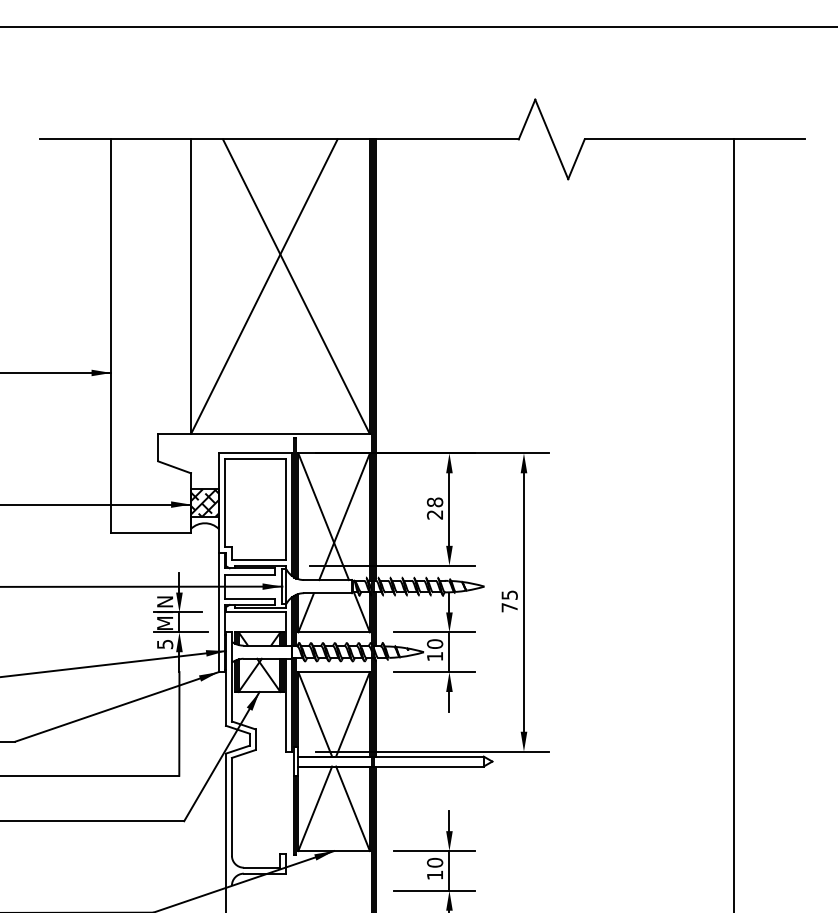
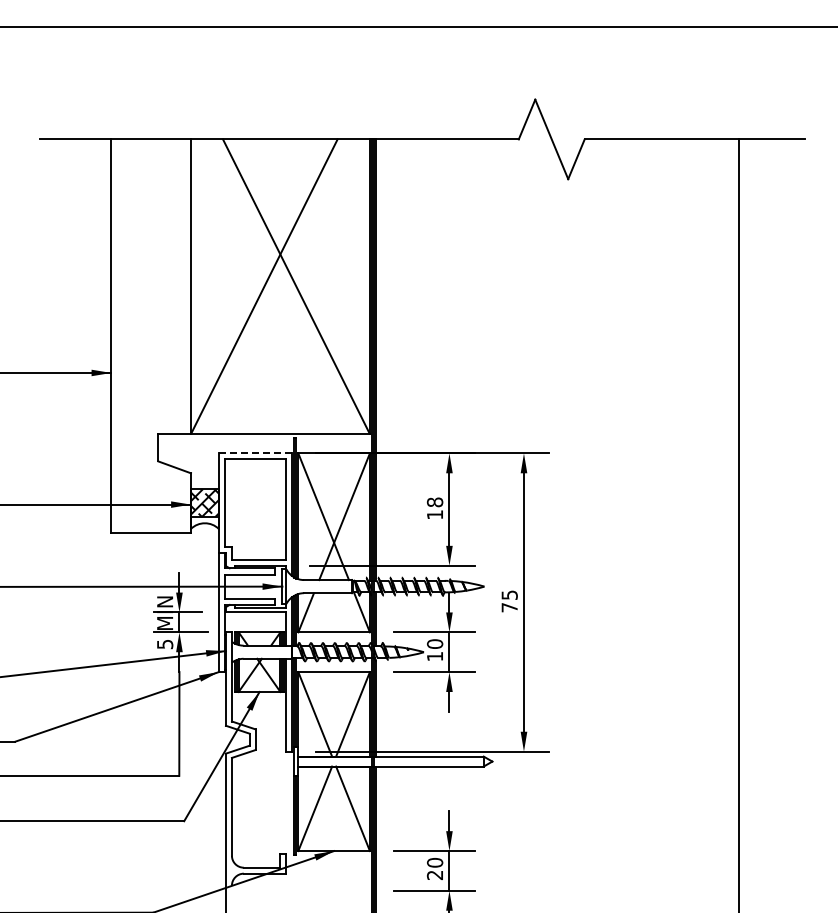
line: solid -> dashed (255, 453)
text: 28 -> 18 (434, 514)
line position: (733, 524) -> (738, 524) (738, 524)
text: 10 -> 20 (434, 875)
